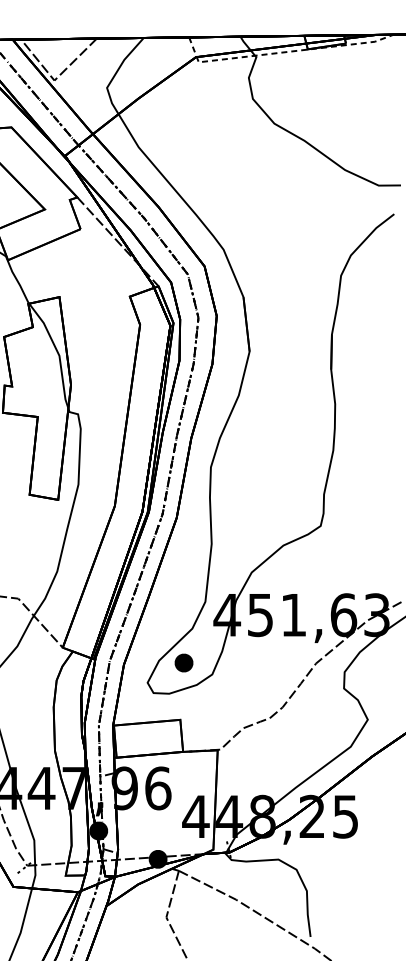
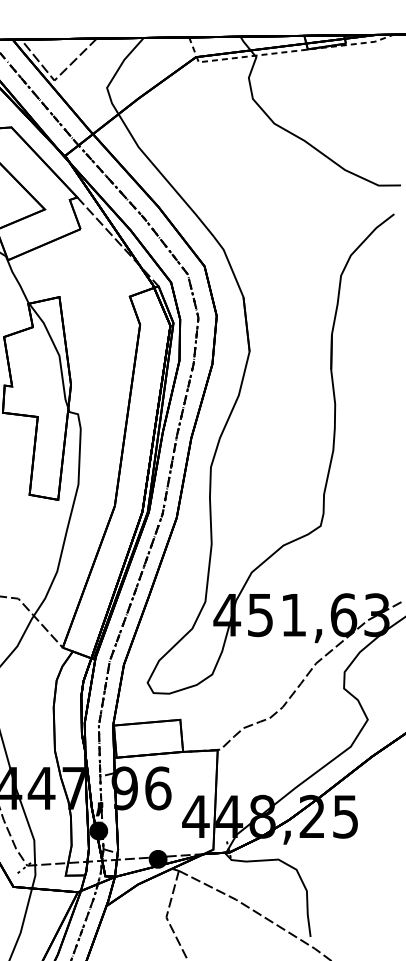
part: present -> none (183, 662)
